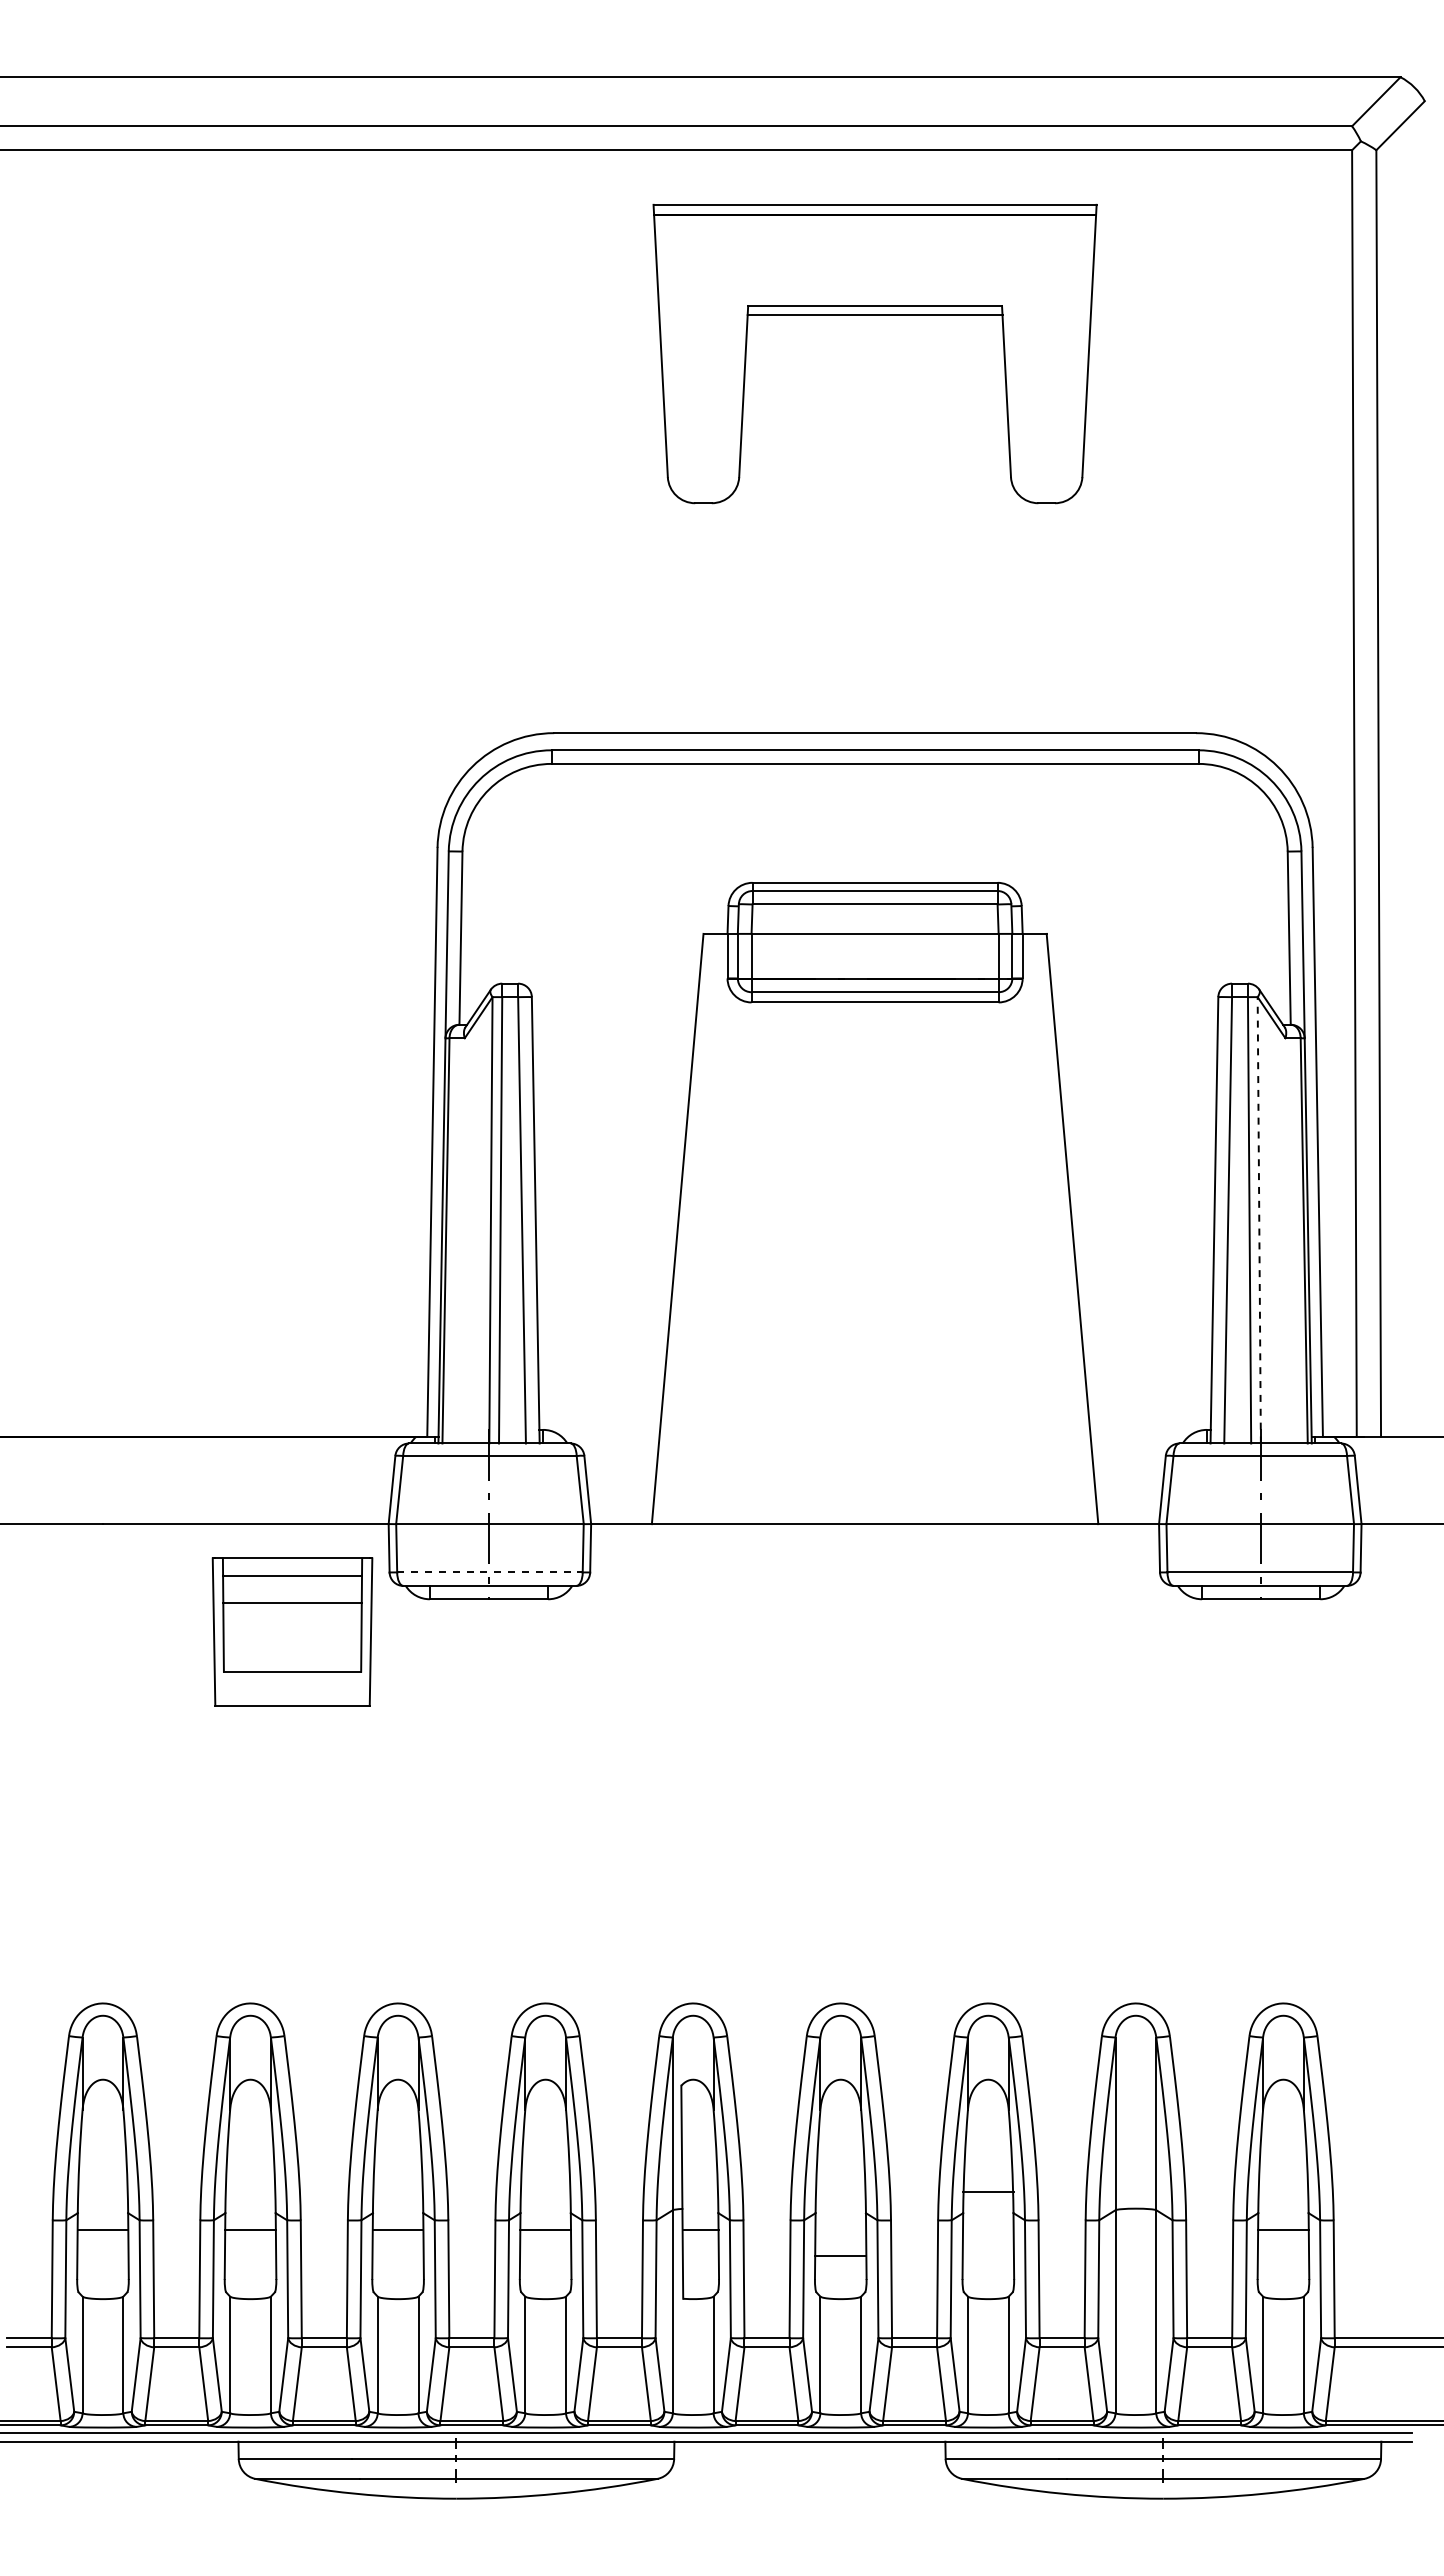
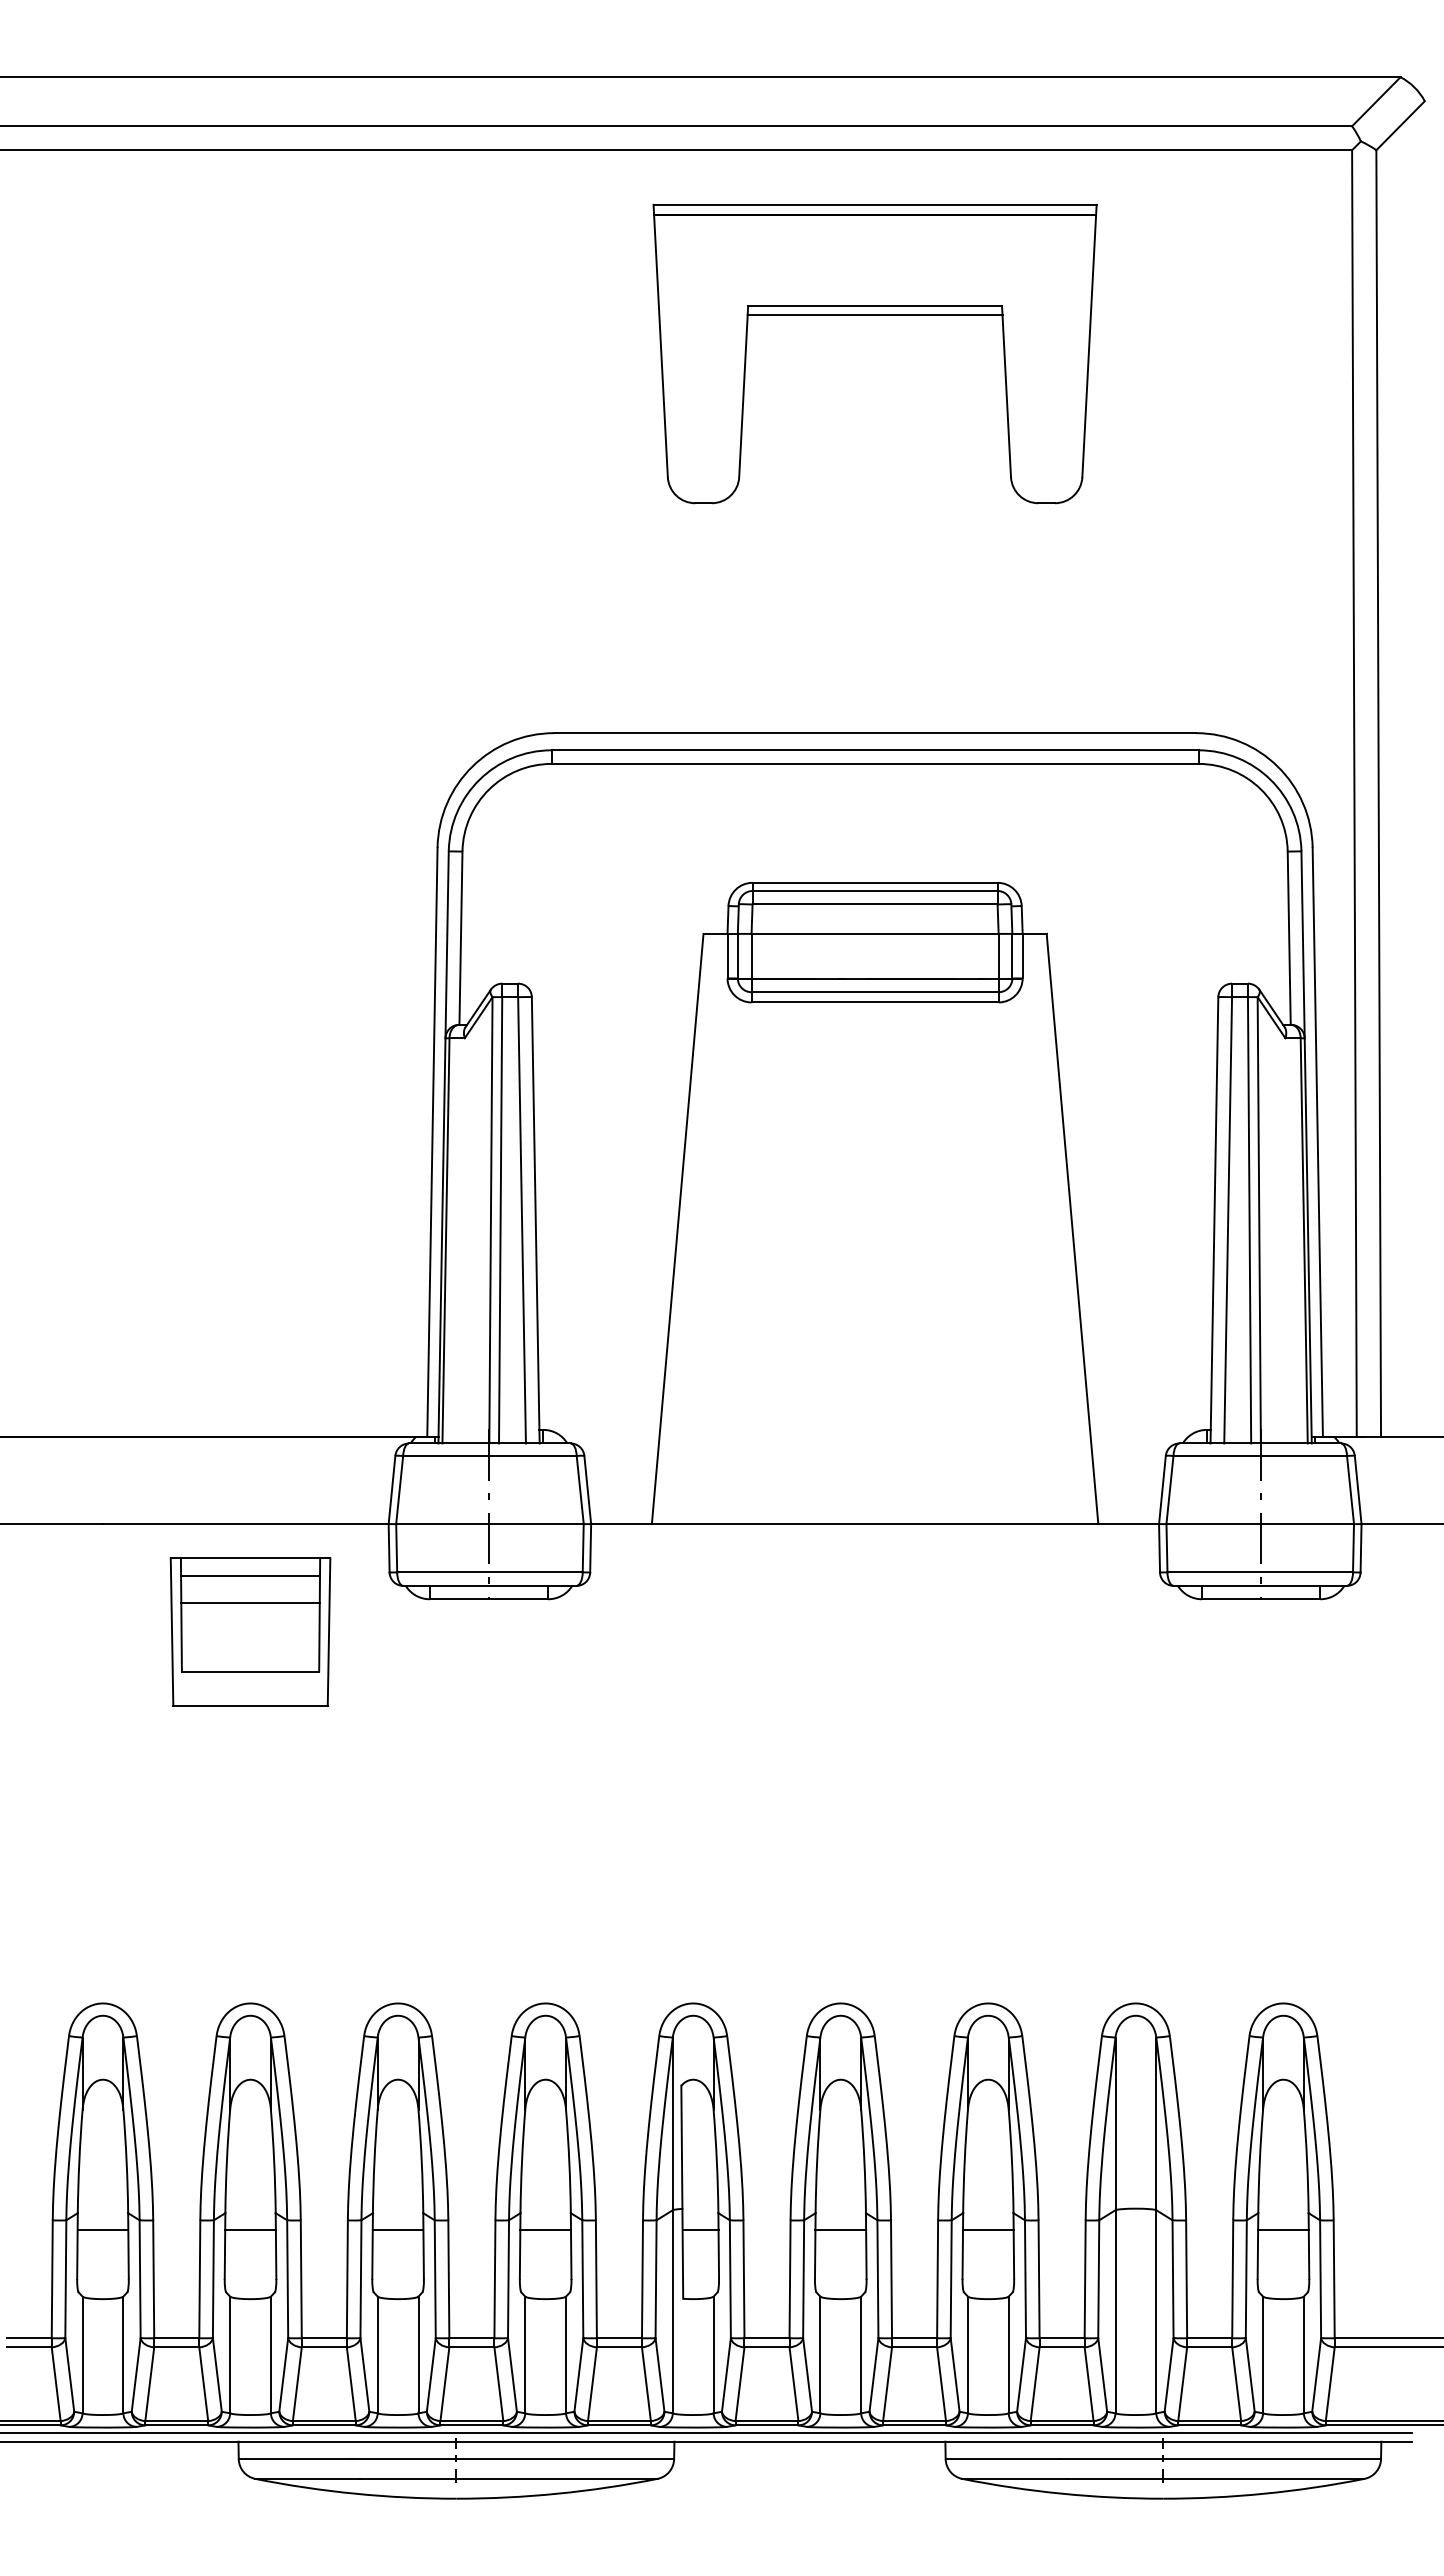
line: dashed -> solid (1259, 1219)
line: dashed -> solid (489, 1572)
part position: (292, 1631) -> (250, 1631) (250, 1631)
line position: (988, 2192) -> (988, 2230) (988, 2230)
line position: (840, 2256) -> (840, 2230) (840, 2230)
